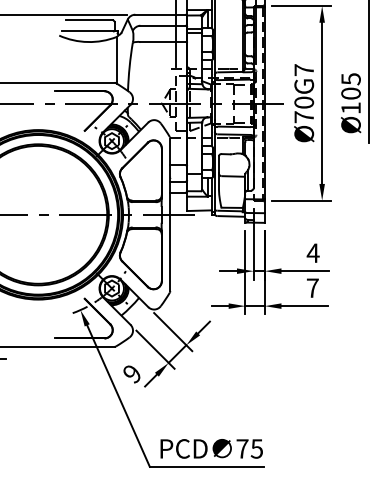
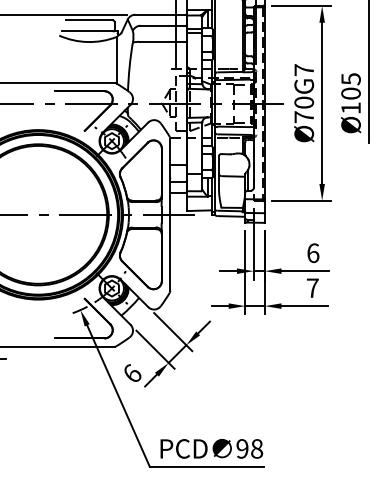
text: 4 -> 6 (312, 253)
text: 9 -> 6 (132, 373)
text: 75 -> 98 (249, 448)
